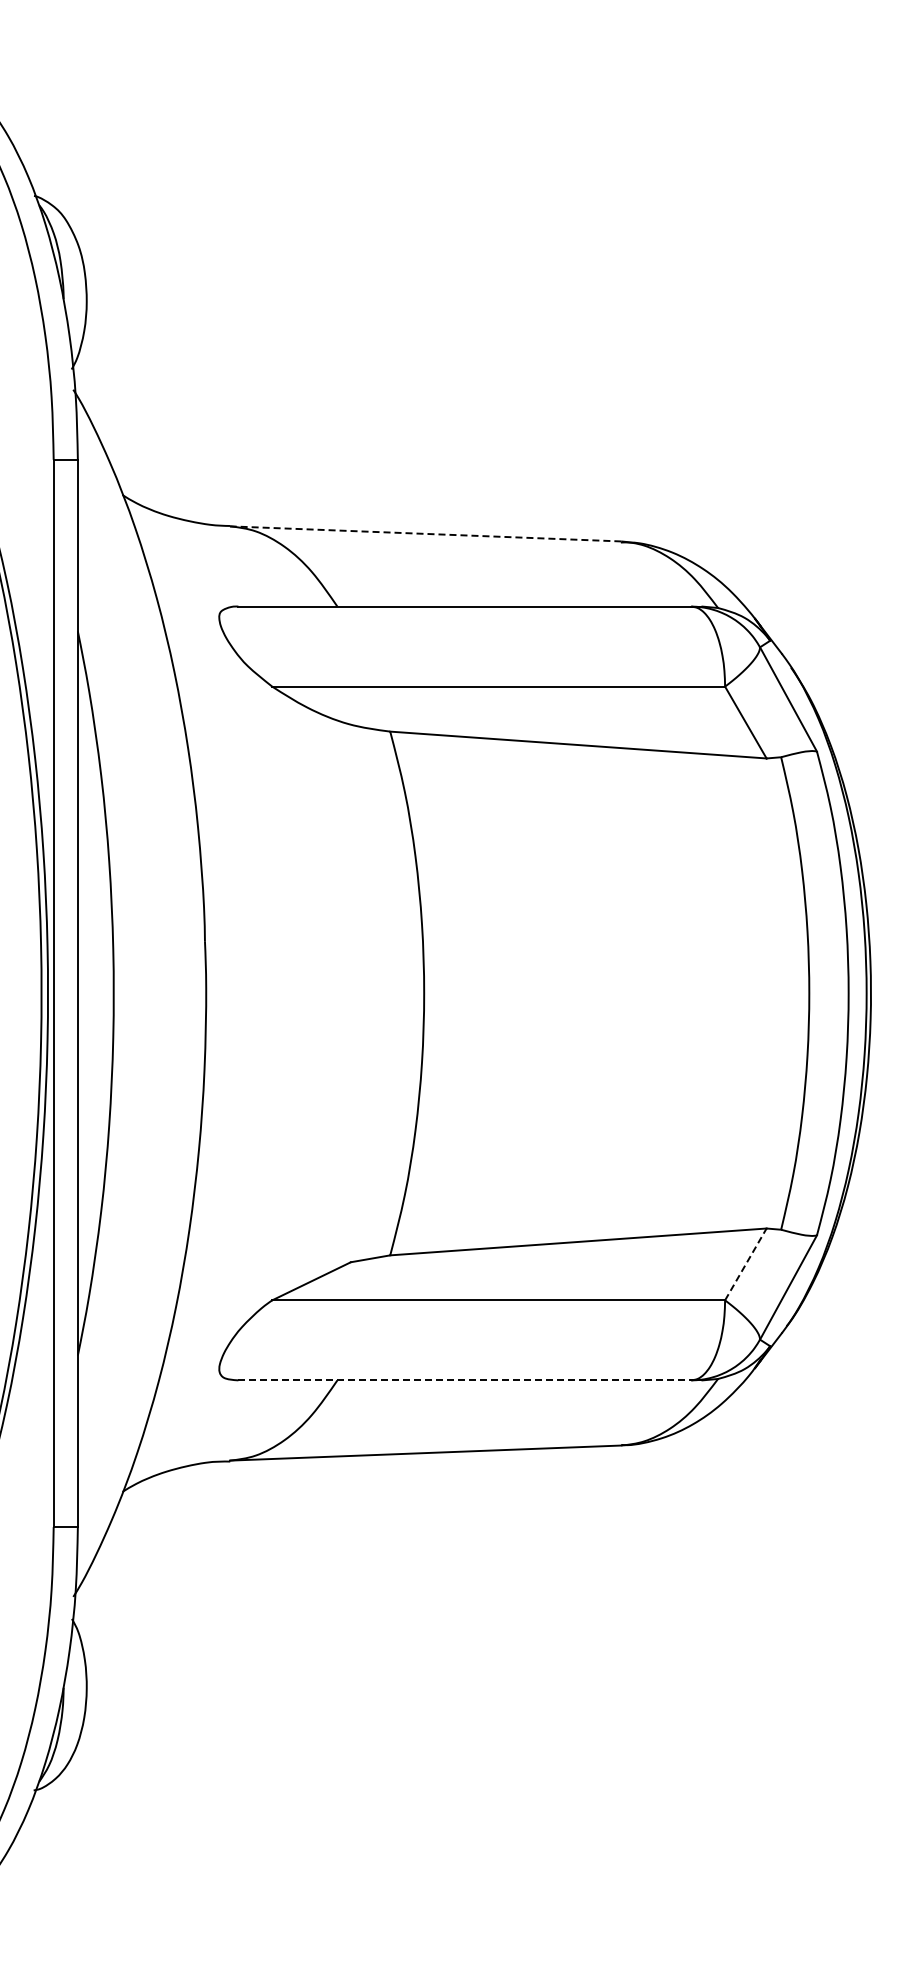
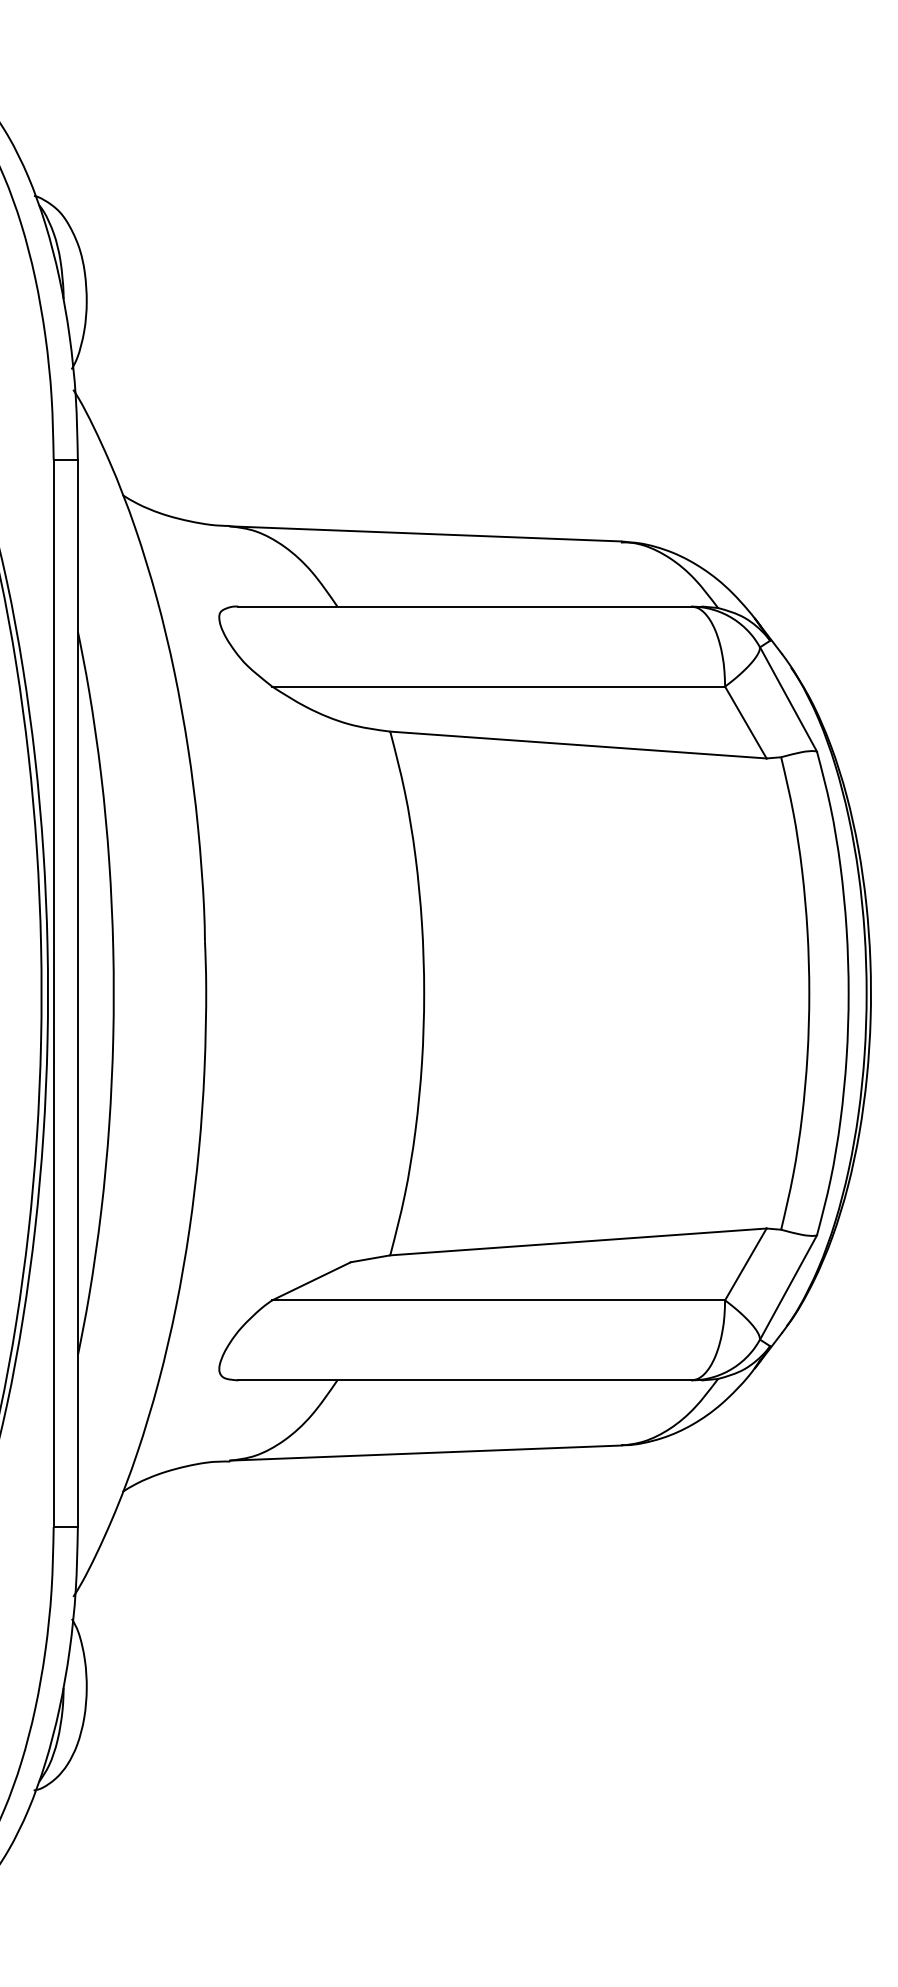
line: dashed -> solid (425, 533)
line: dashed -> solid (746, 1264)
line: dashed -> solid (465, 1380)
